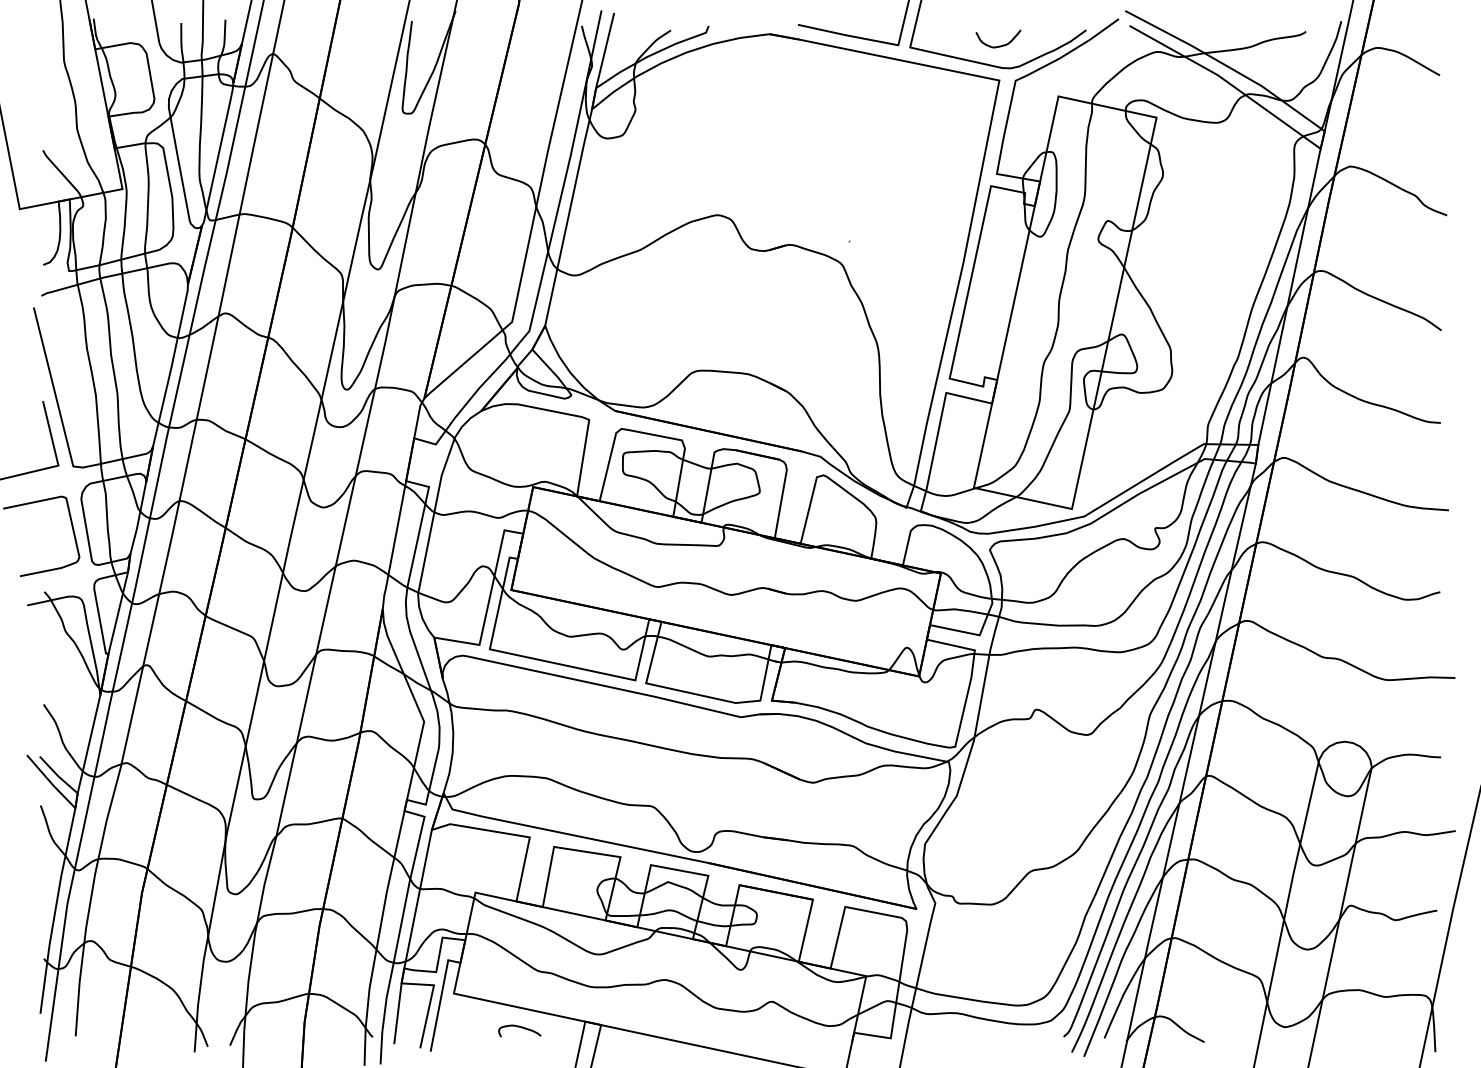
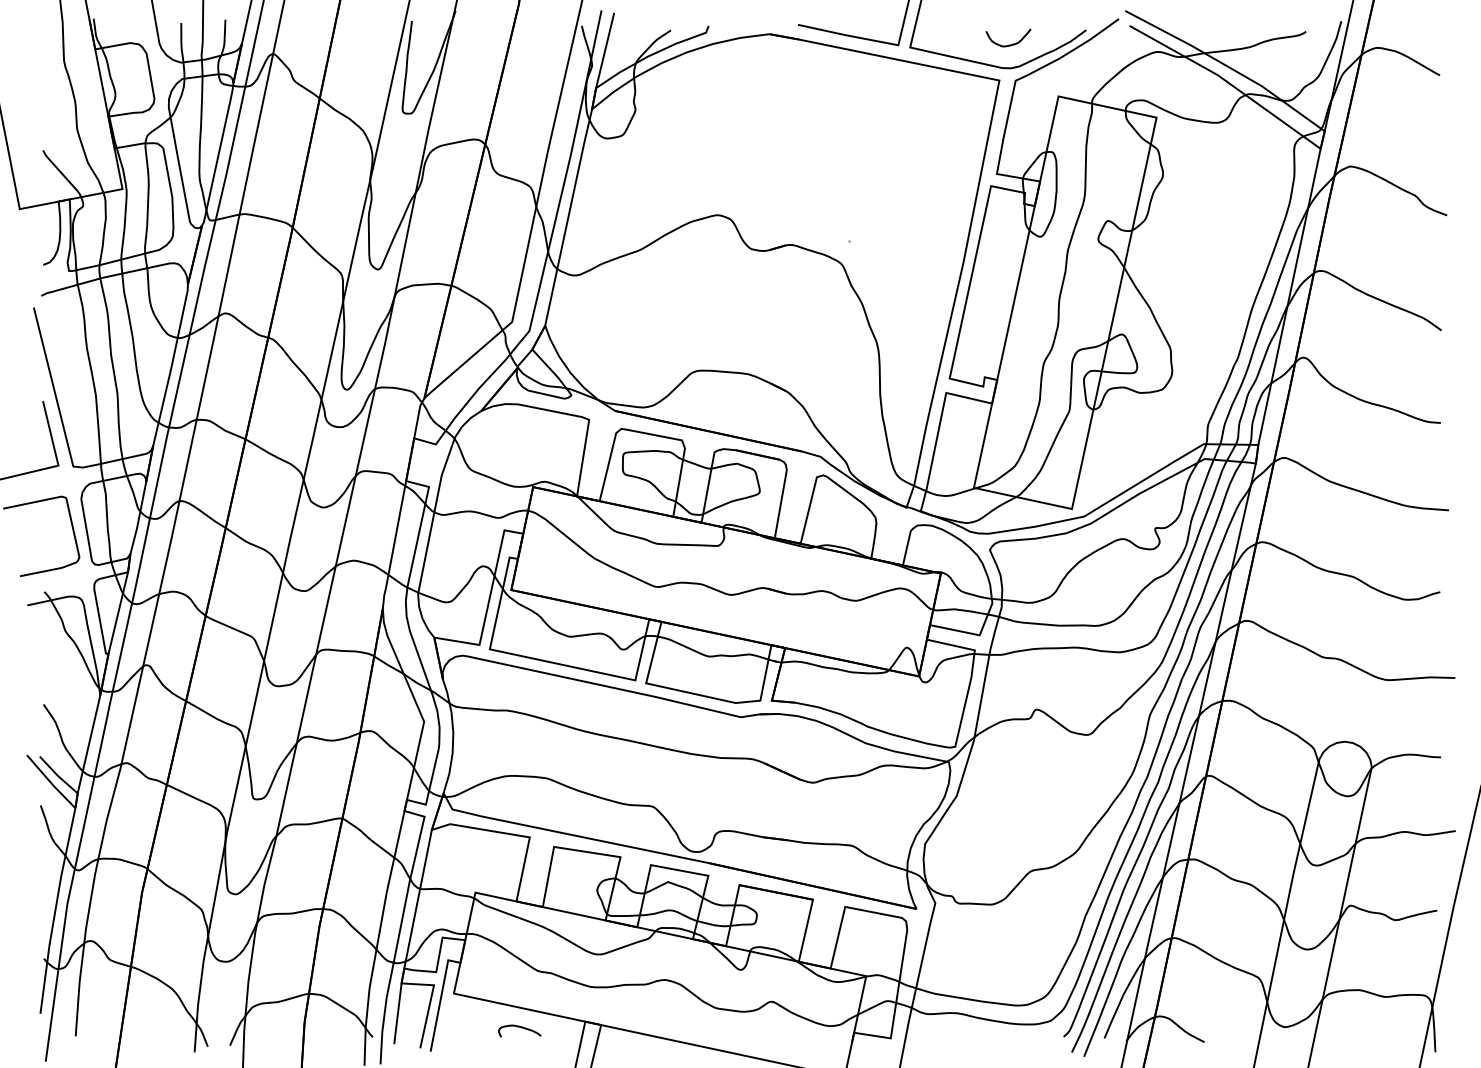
curve position: (998, 45) -> (1008, 44) (1008, 44)
